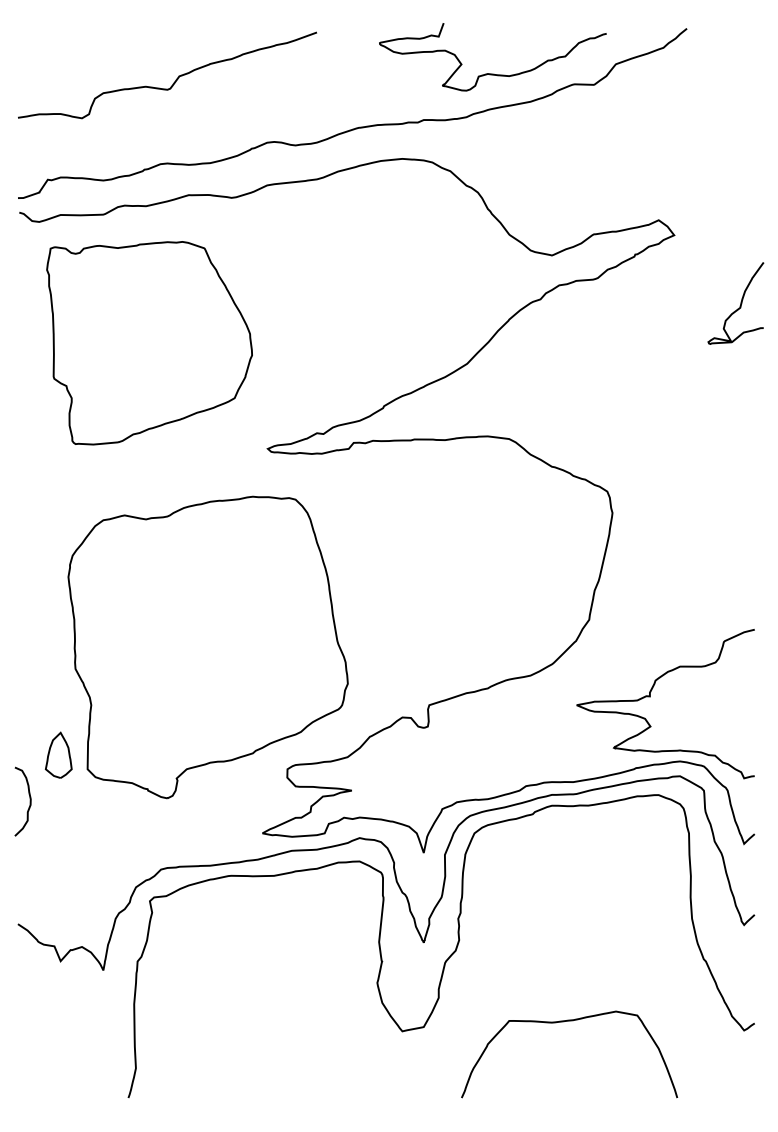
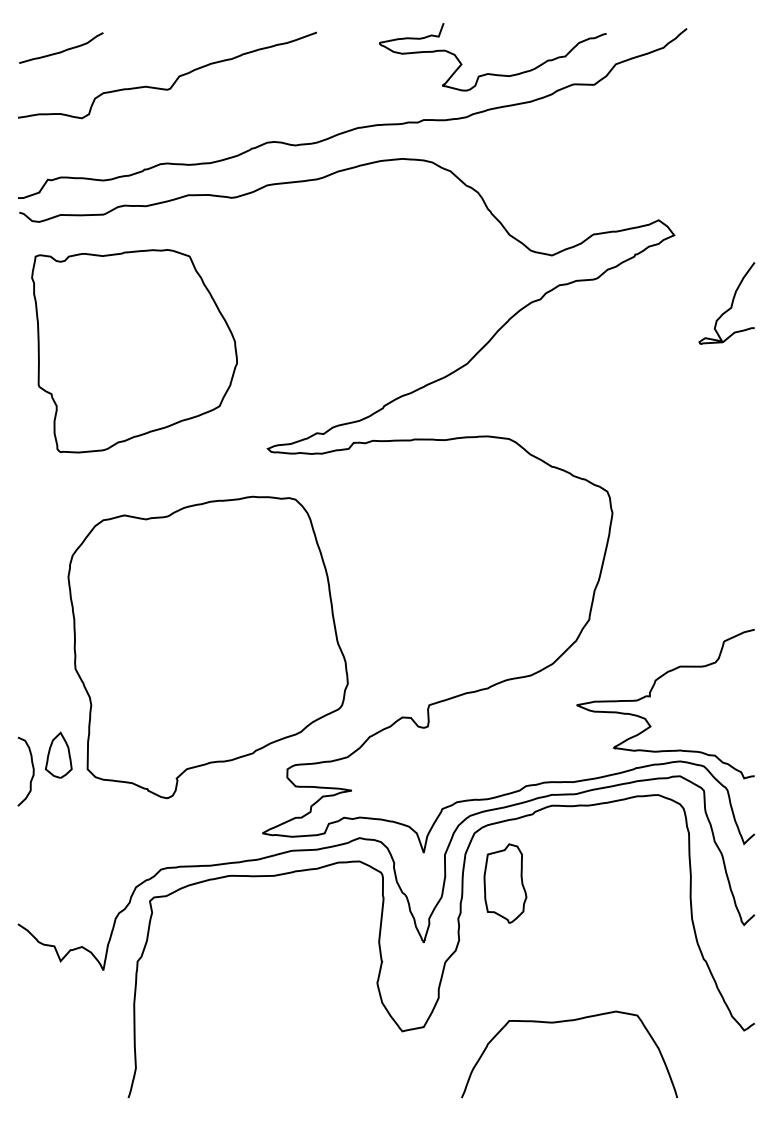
curve: none -> present (62, 50)
curve position: (739, 305) -> (730, 305) (730, 305)
part position: (149, 343) -> (134, 351) (134, 351)
curve position: (29, 801) -> (32, 771) (32, 771)
part: none -> present (505, 883)
